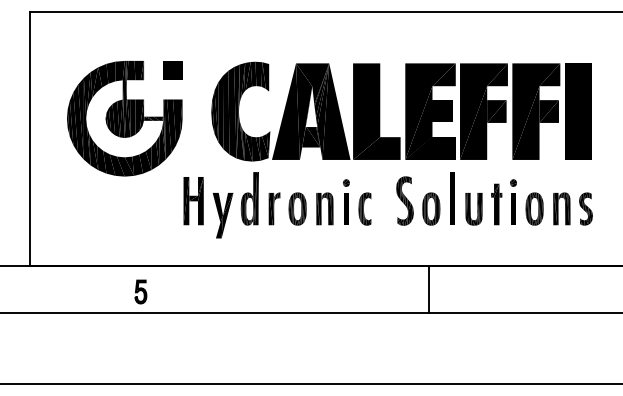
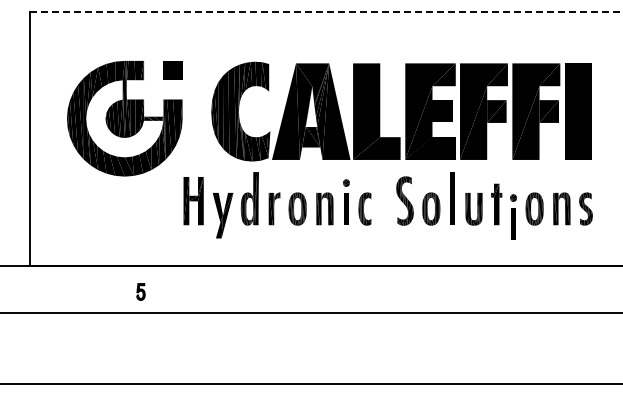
line: solid -> dashed (326, 11)
part position: (513, 201) -> (513, 216) (513, 216)
line: present -> none (428, 289)
part size: 14x26 px -> 10x18 px (140, 291)
